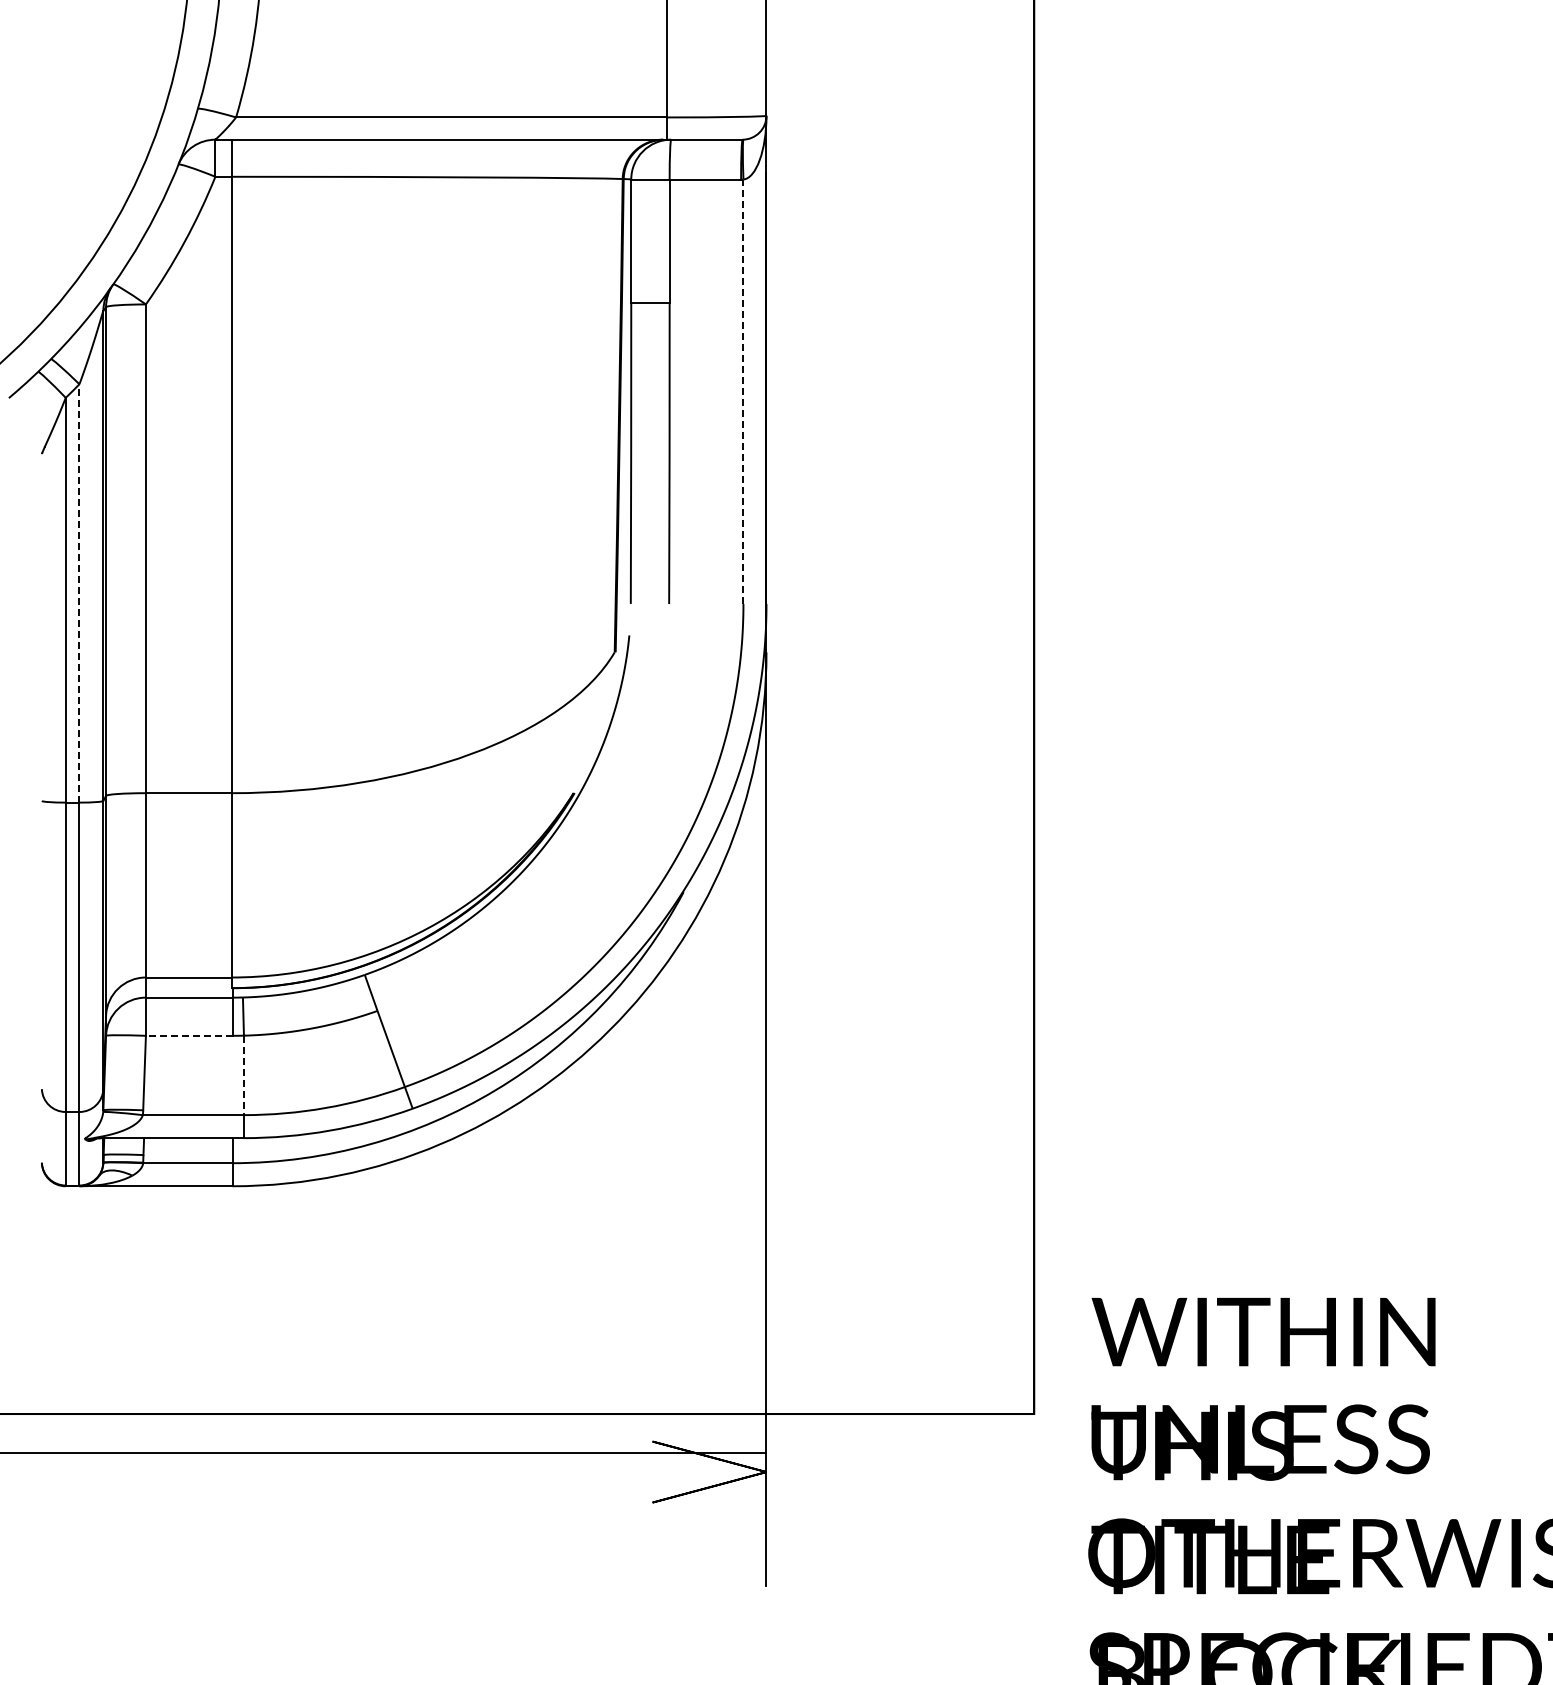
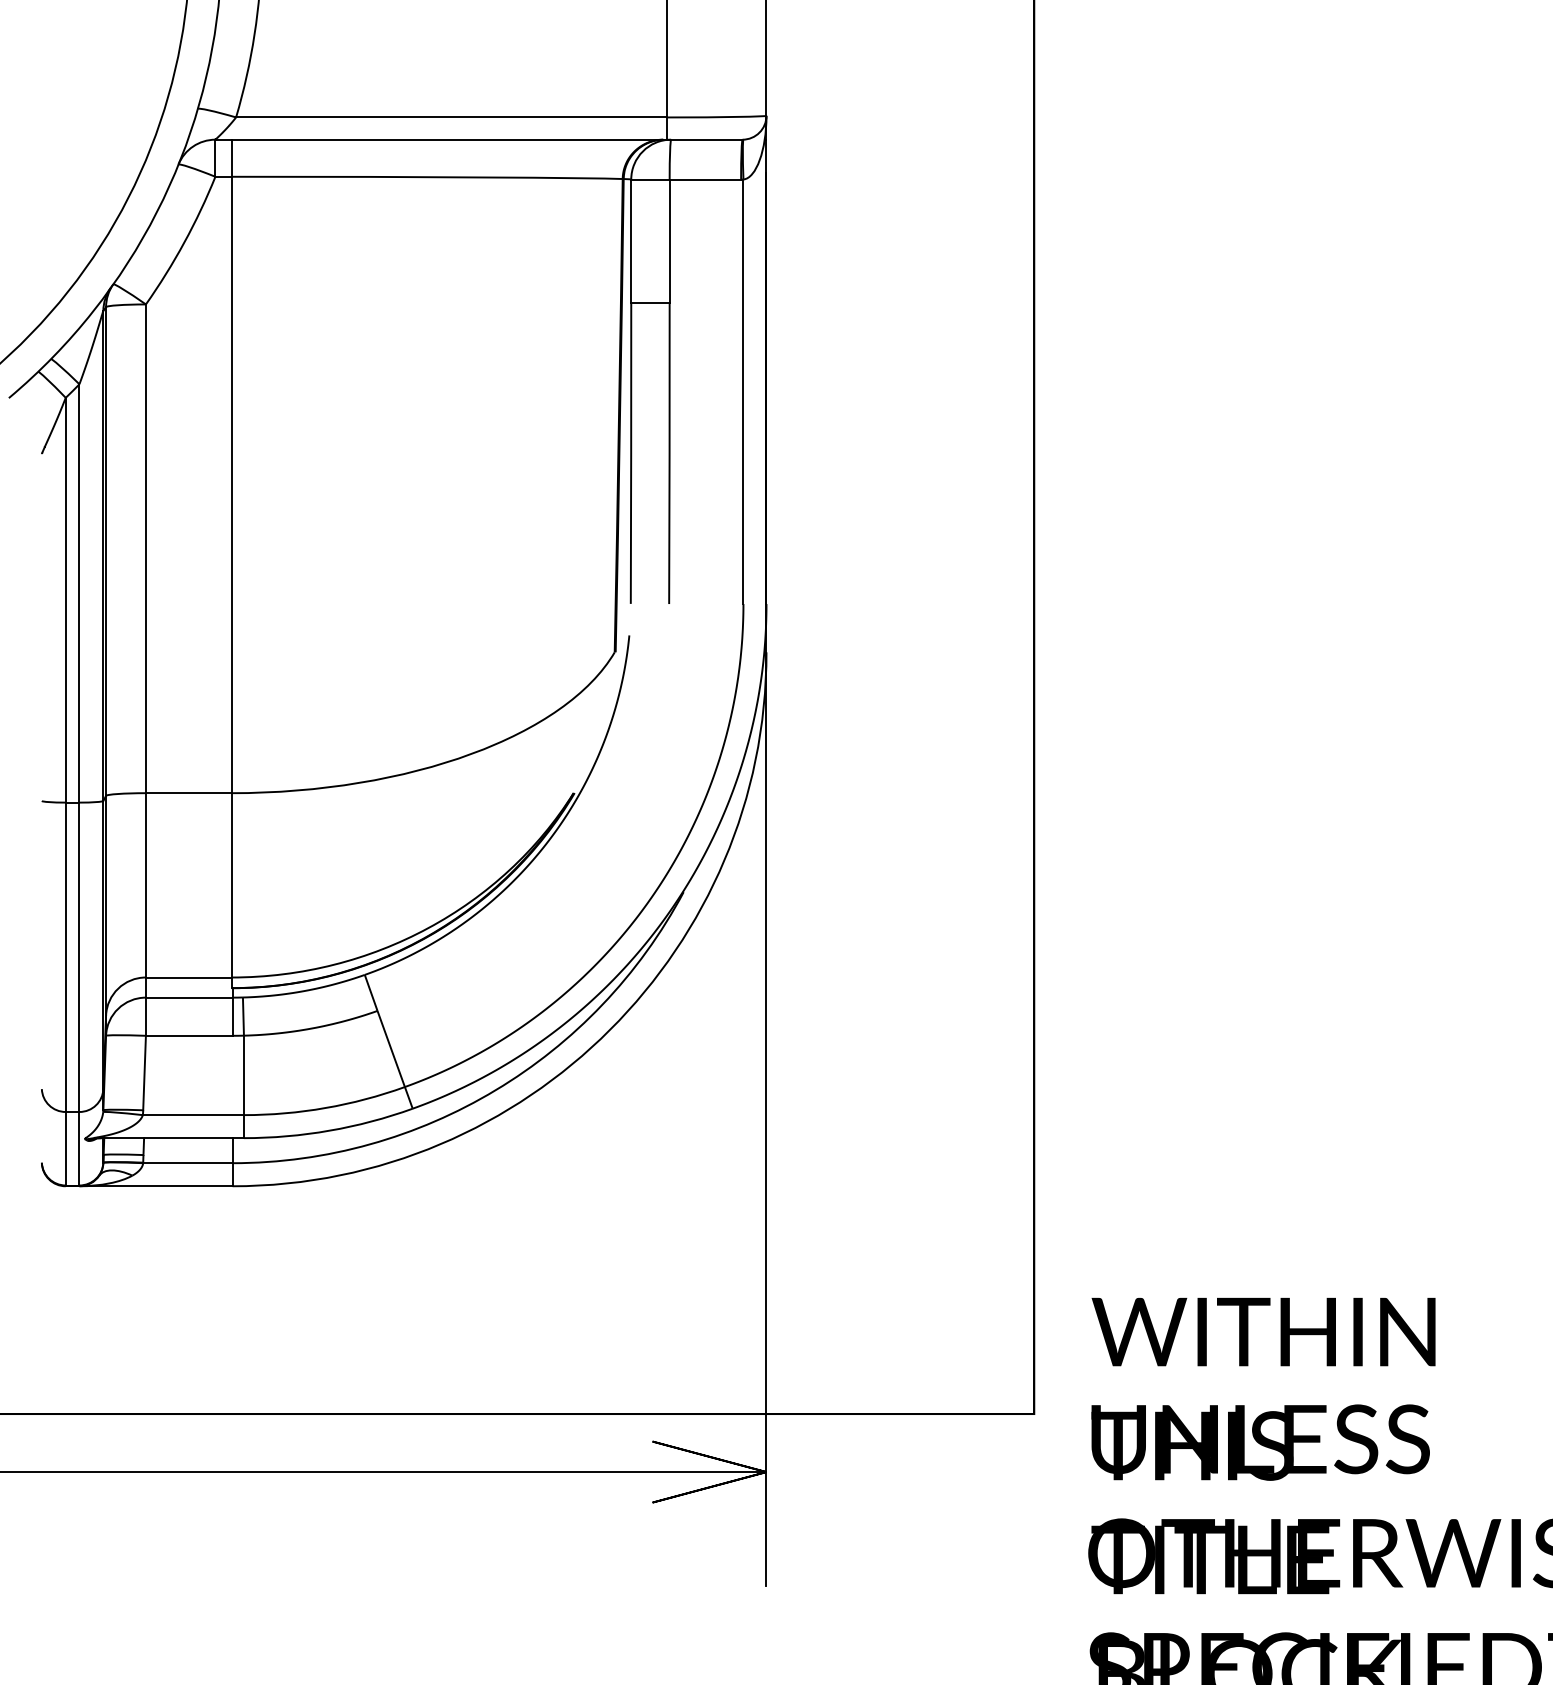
line: dashed -> solid (743, 391)
line: dashed -> solid (79, 592)
line: dashed -> solid (188, 1035)
line: dashed -> solid (243, 1075)
line position: (384, 1453) -> (384, 1472) (384, 1472)
